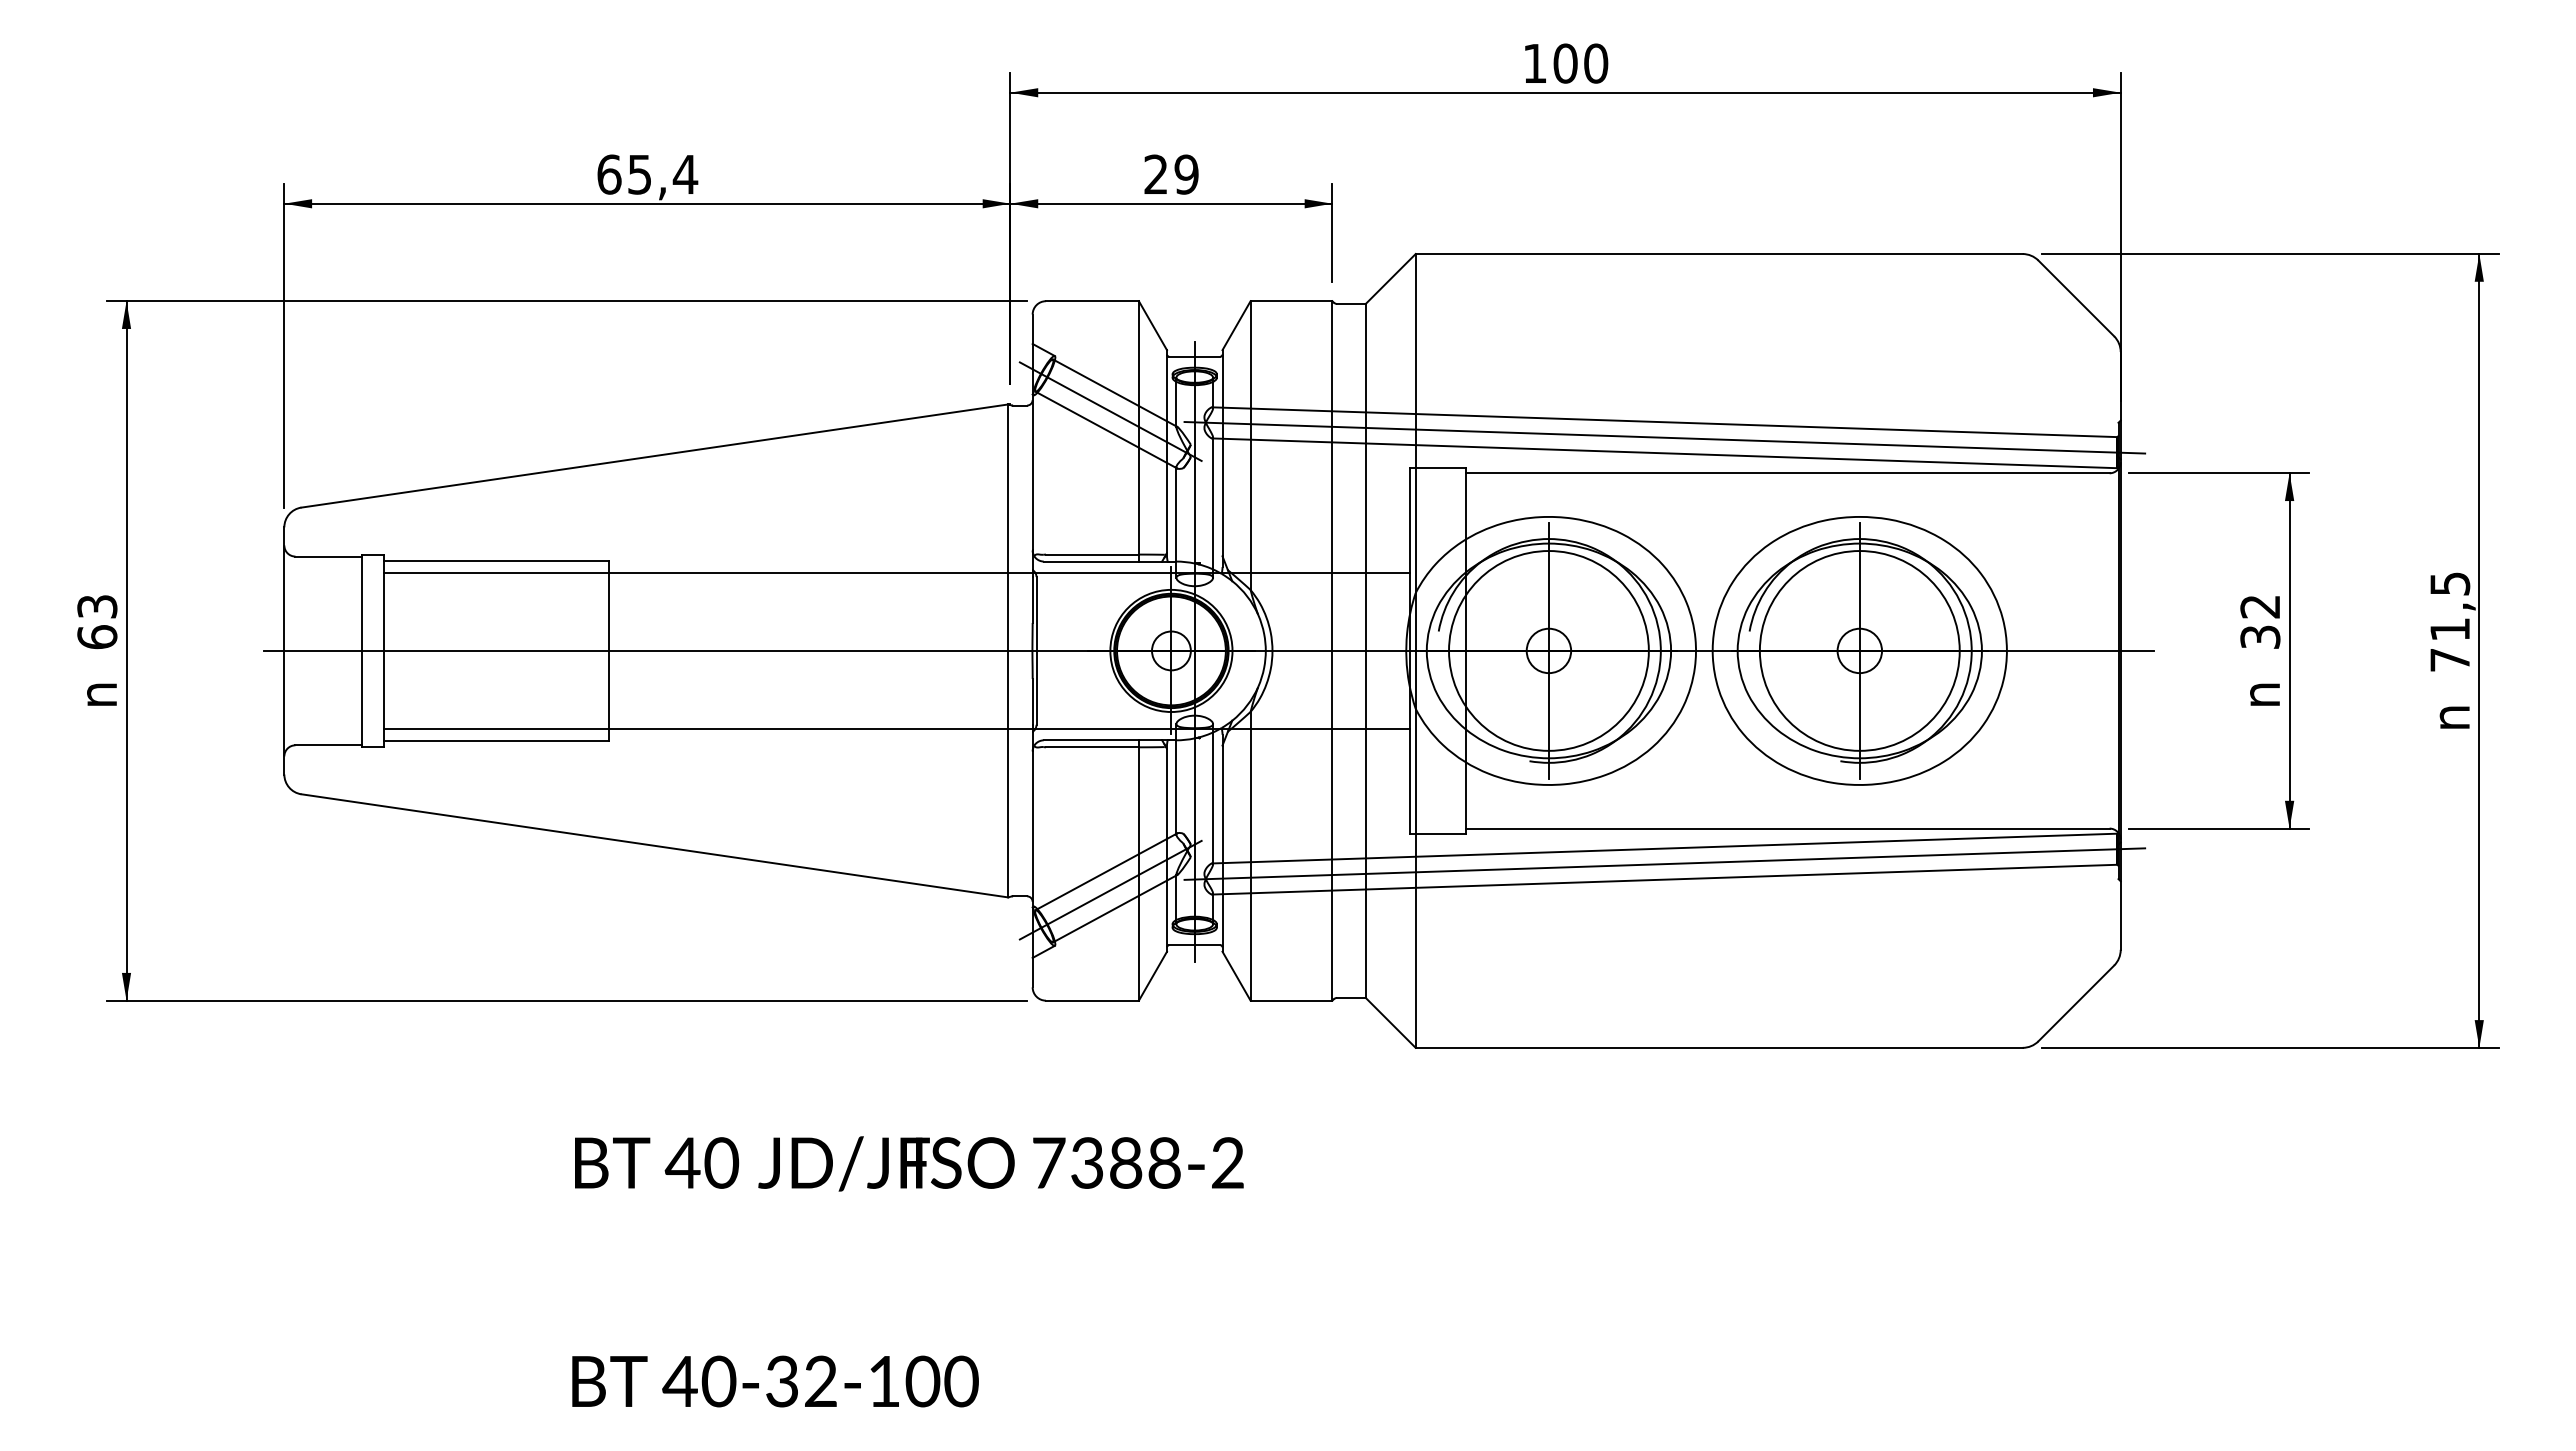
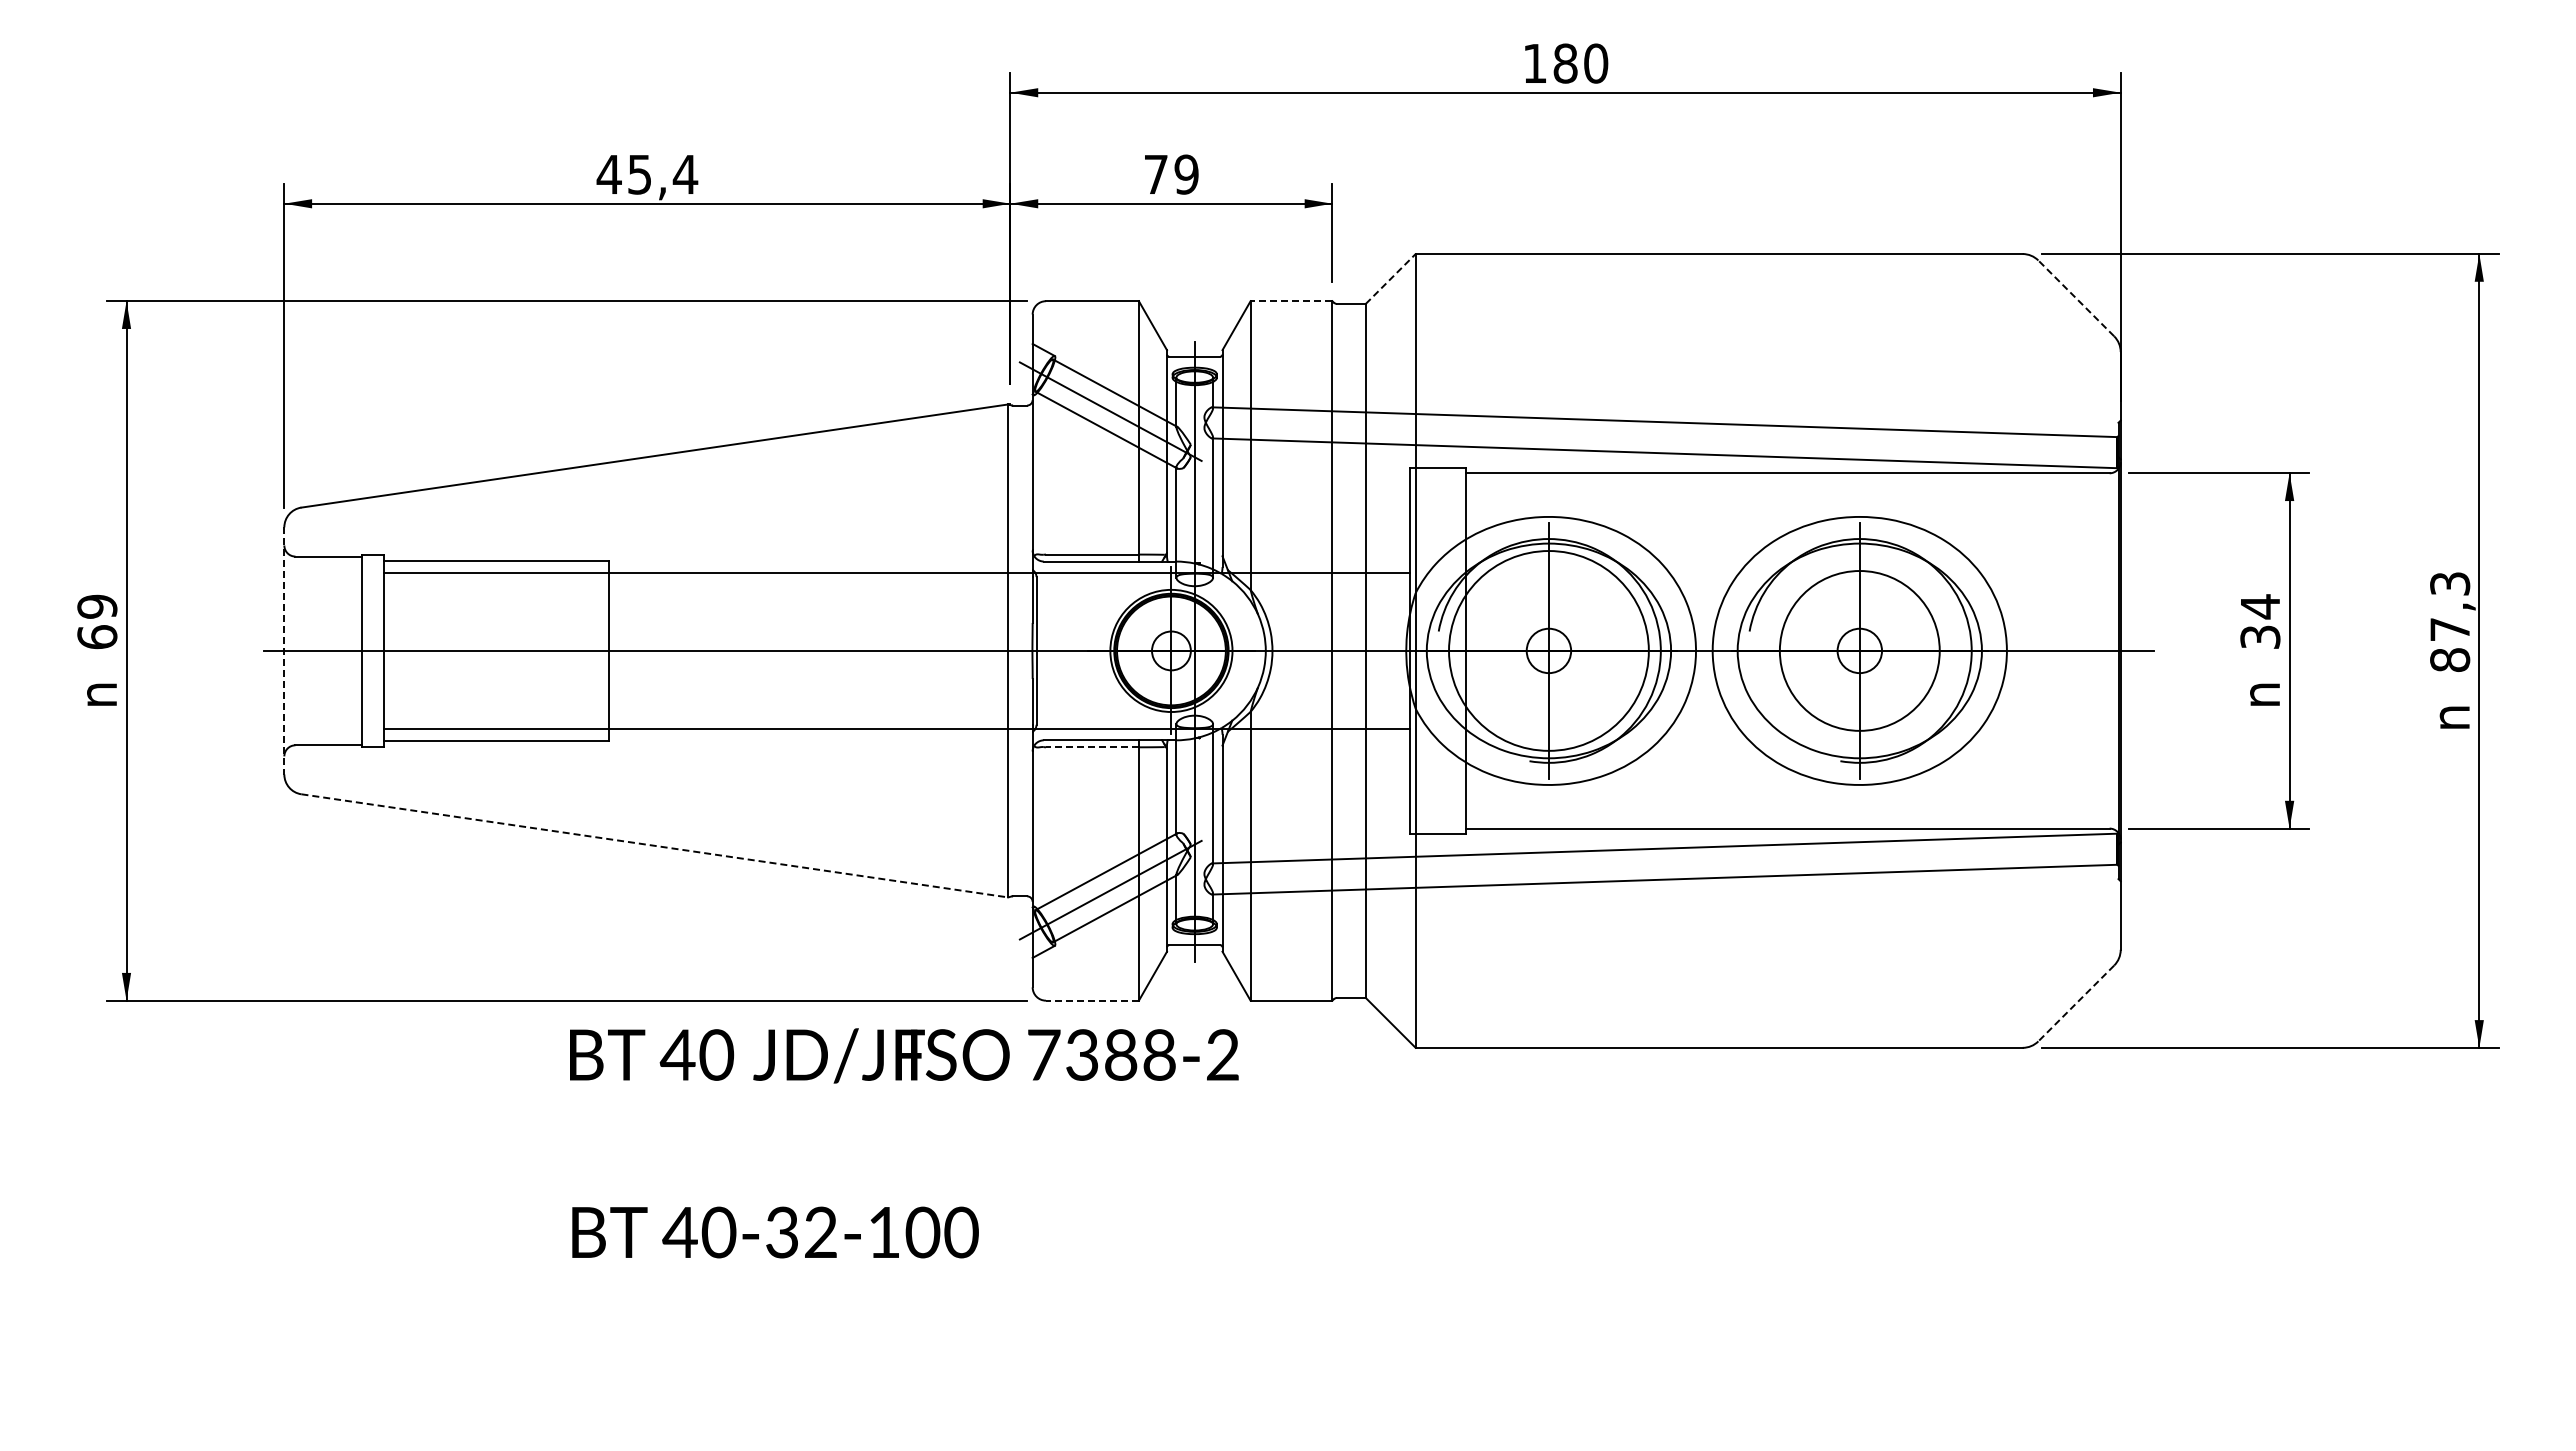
text: 100 -> 180 (1565, 63)
text: 29 -> 79 (1155, 173)
text: 65,4 -> 45,4 (608, 174)
line: solid -> dashed (1391, 278)
line: solid -> dashed (2076, 298)
line: solid -> dashed (1291, 301)
line: present -> none (1664, 437)
text: 63 -> 69 (97, 606)
text: 32 -> 34 (2259, 606)
text: 71,5 -> 87,3 (2450, 622)
line: solid -> dashed (284, 650)
circle diameter: 200 px -> 160 px (1859, 650)
line: solid -> dashed (1091, 747)
line: solid -> dashed (655, 845)
line: present -> none (1664, 863)
line: solid -> dashed (1091, 1000)
line: solid -> dashed (2076, 1003)
text position: (909, 1163) -> (904, 1055) (904, 1055)
text position: (775, 1381) -> (775, 1232) (775, 1232)
